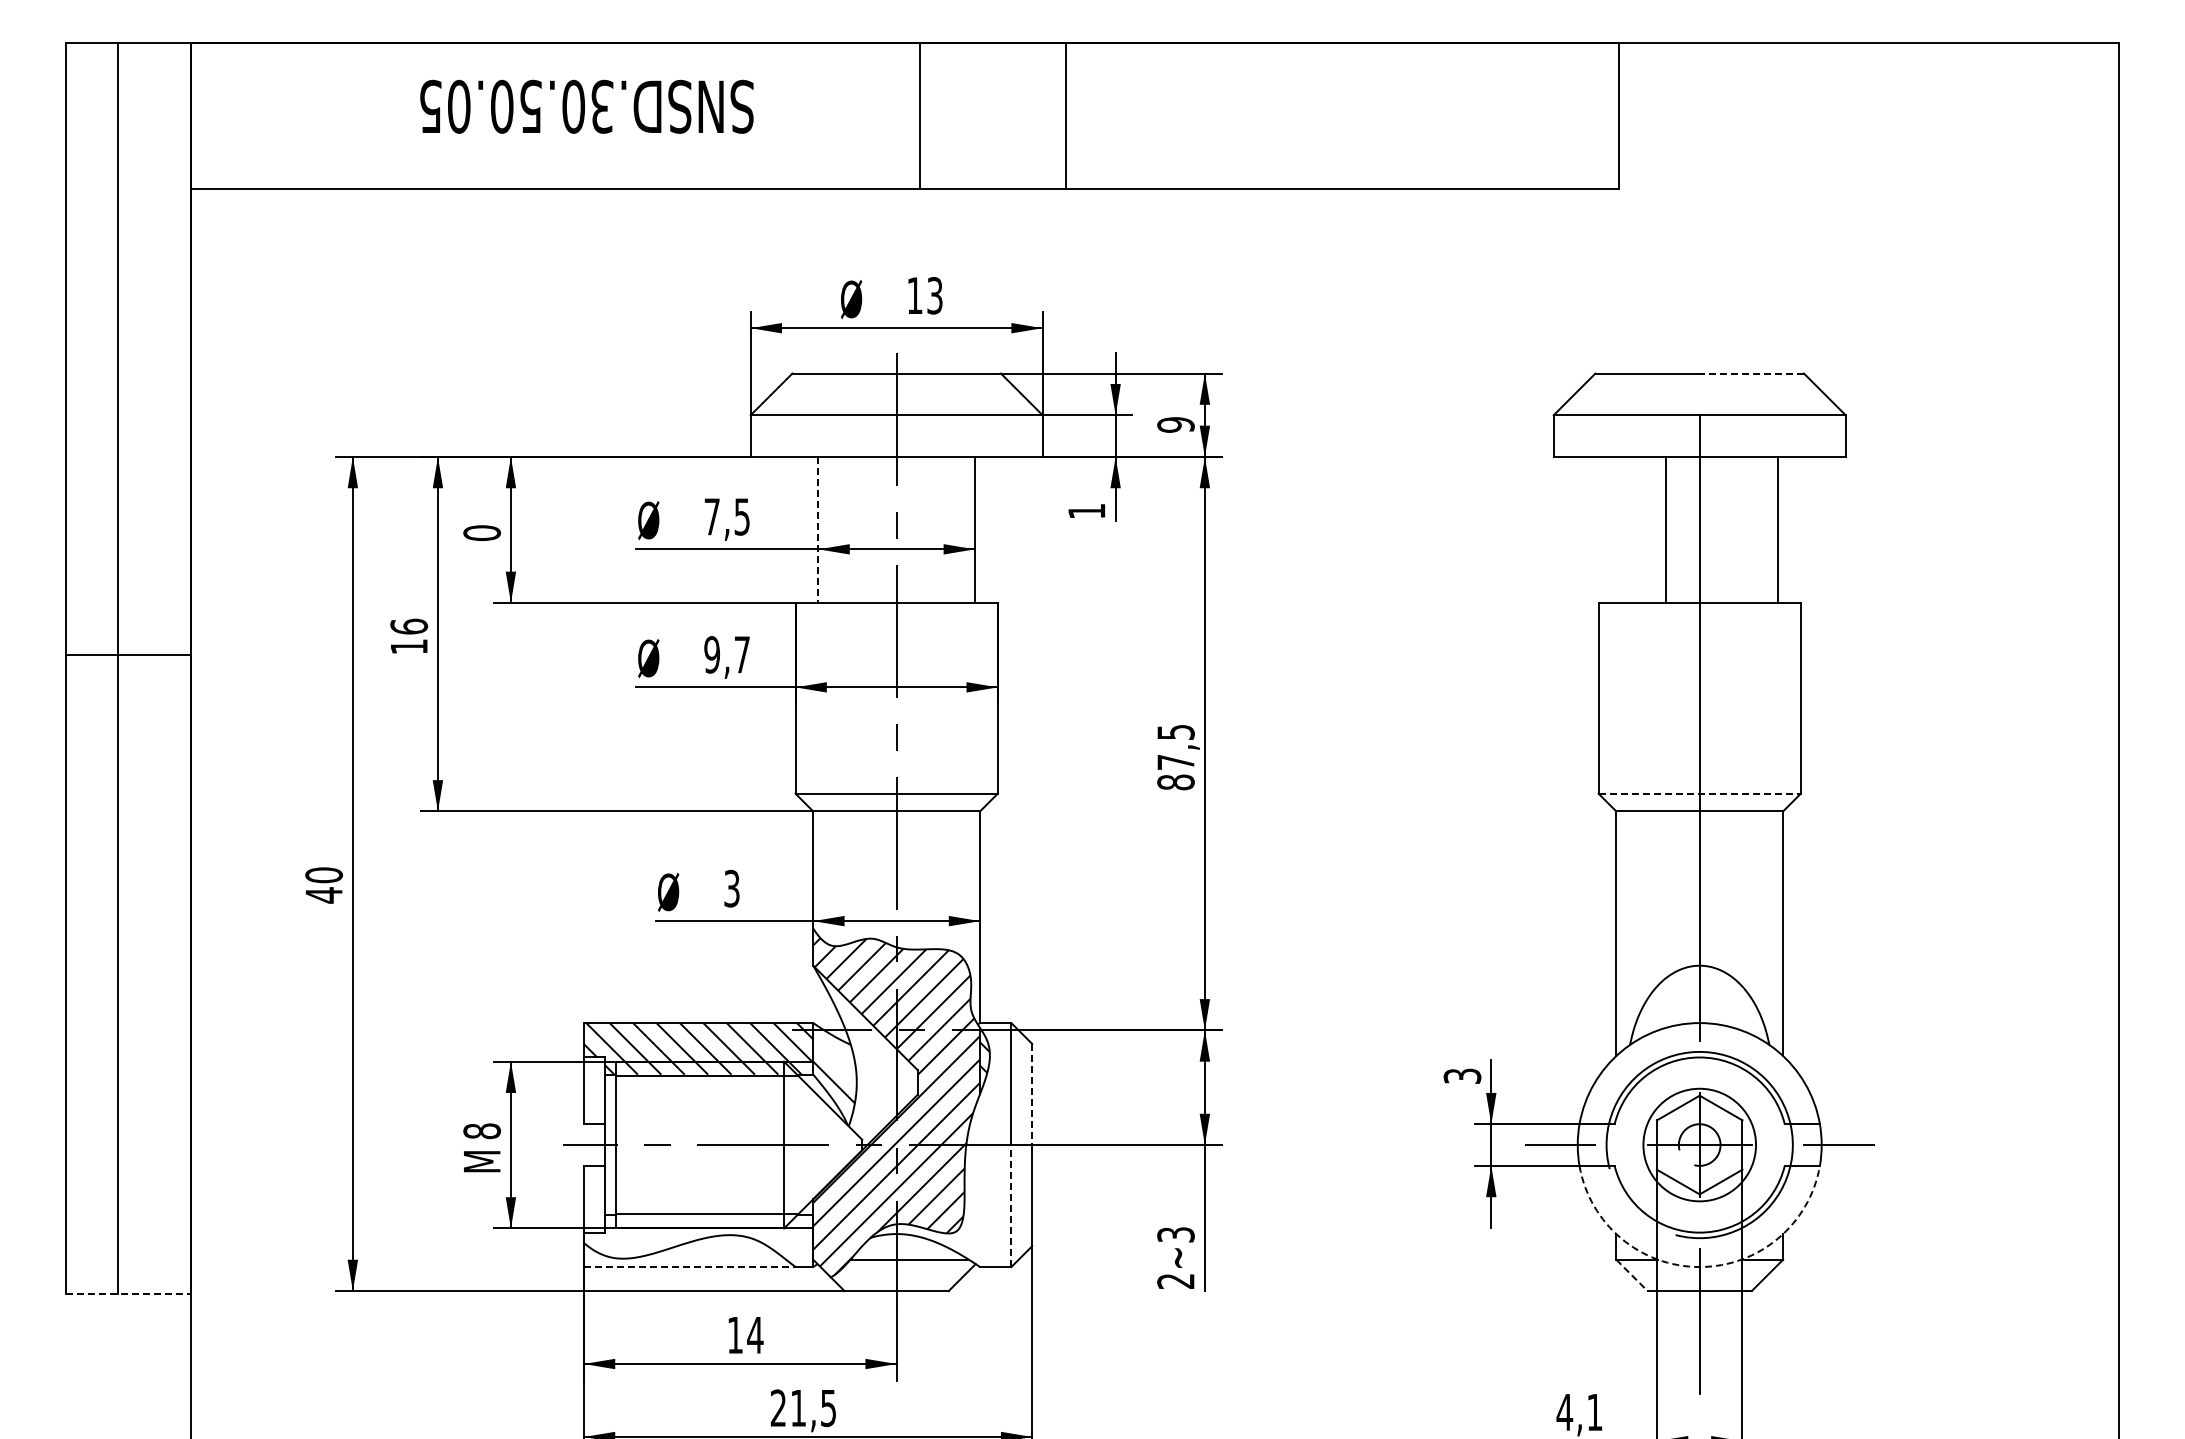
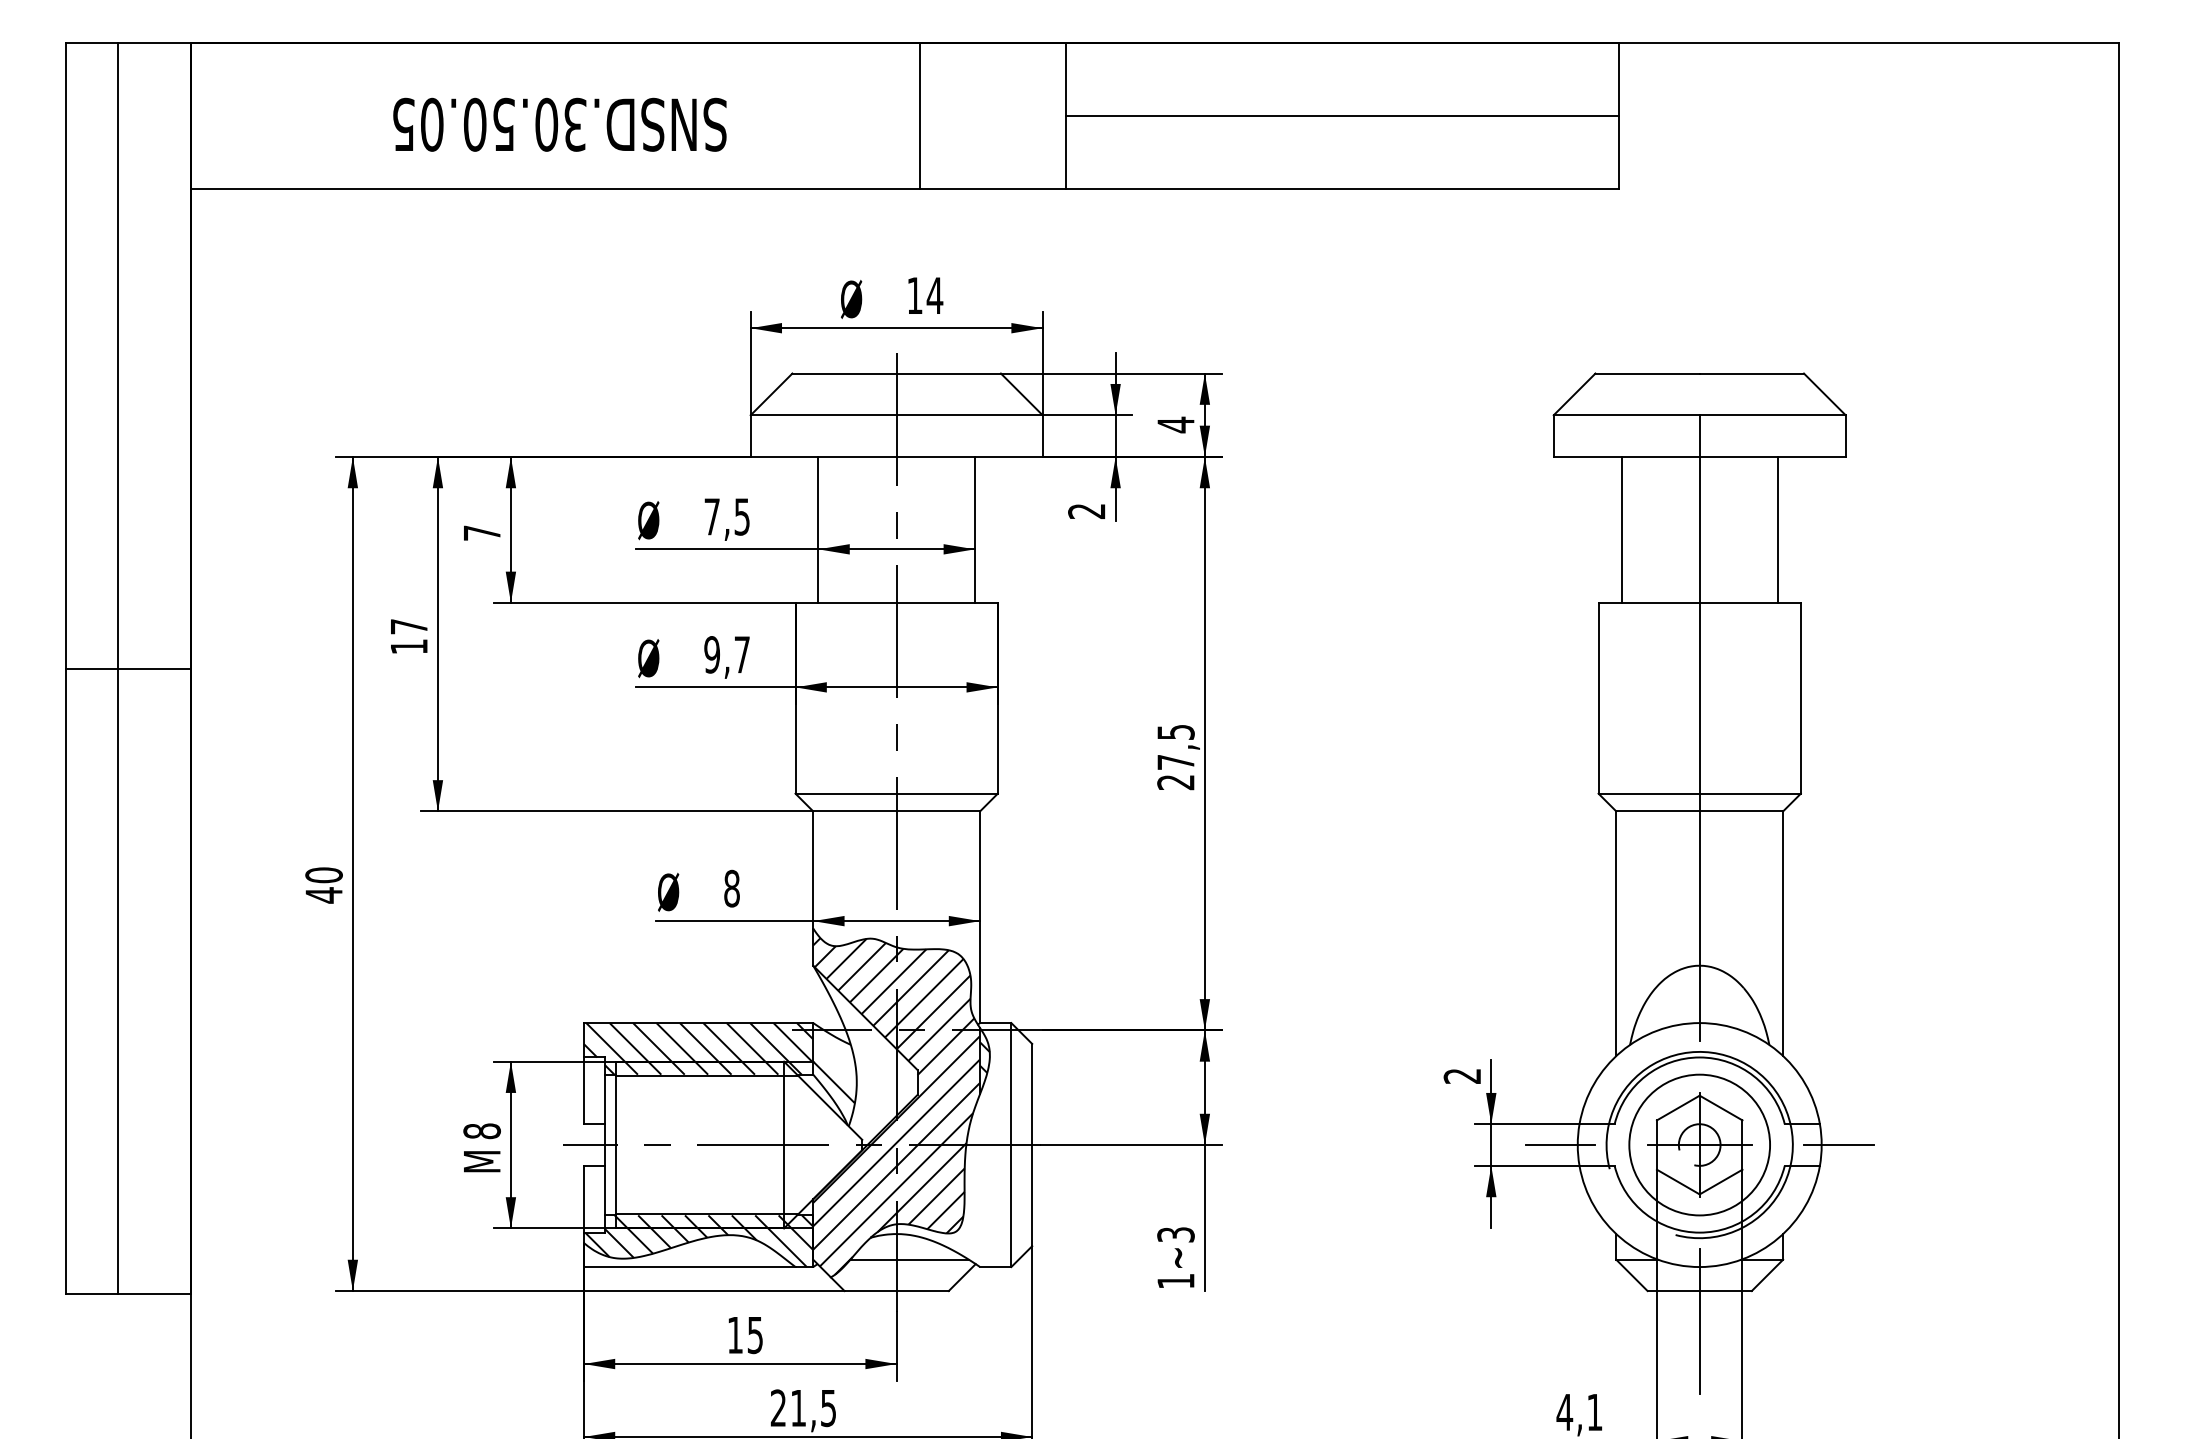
text position: (586, 106) -> (559, 124) (559, 124)
line: none -> present (1342, 115)
text: 13 -> 14 (934, 295)
line: dashed -> solid (1751, 373)
text: 9 -> 4 (1175, 424)
text: 1 -> 2 (1086, 511)
line: dashed -> solid (818, 529)
line position: (1665, 529) -> (1621, 529) (1621, 529)
text: 0 -> 7 (481, 532)
text: 16 -> 17 (409, 626)
line position: (127, 654) -> (127, 668) (127, 668)
text: 87,5 -> 27,5 (1175, 782)
line: dashed -> solid (1700, 793)
text: 3 -> 8 (731, 888)
text: 3 -> 2 (1462, 1075)
line: dashed -> solid (1032, 1094)
circle diameter: 113 px -> 141 px (1699, 1144)
line: dashed -> solid (1011, 1206)
hatch: none -> present (699, 1241)
line: dashed -> solid (689, 1267)
arc: dashed -> solid (1699, 1267)
line: dashed -> solid (1632, 1275)
text: 2~3 -> 1~3 (1175, 1281)
line: dashed -> solid (128, 1294)
text: 14 -> 15 (755, 1335)
